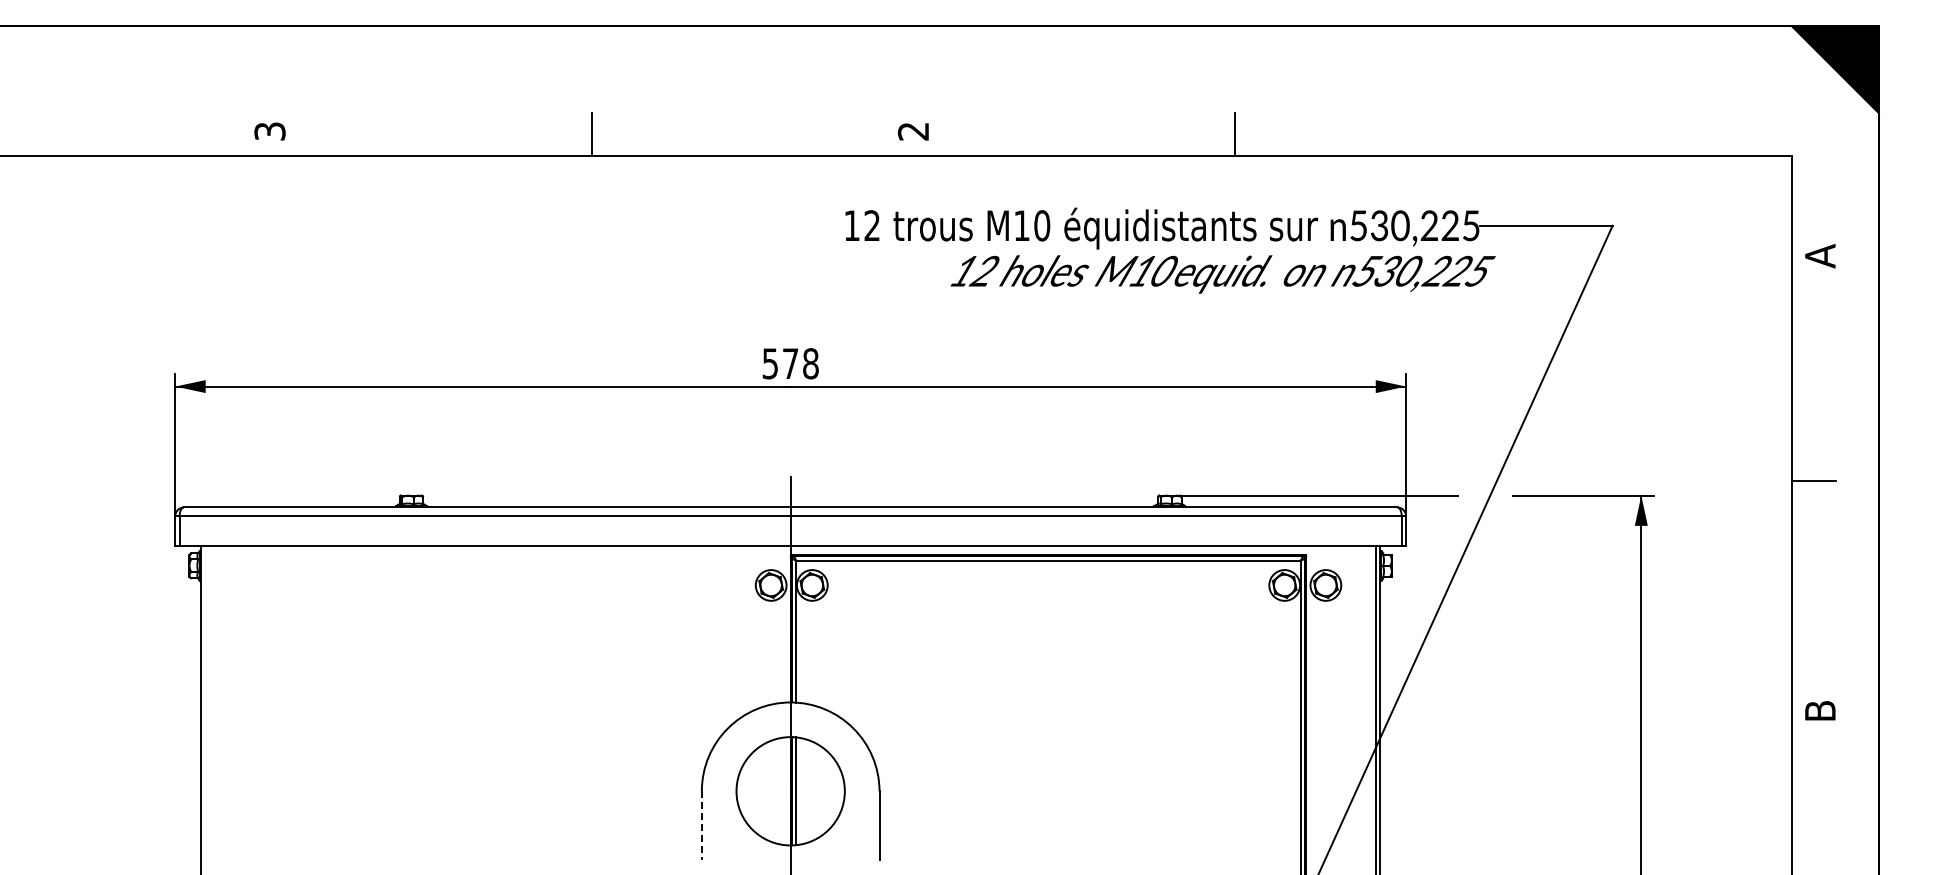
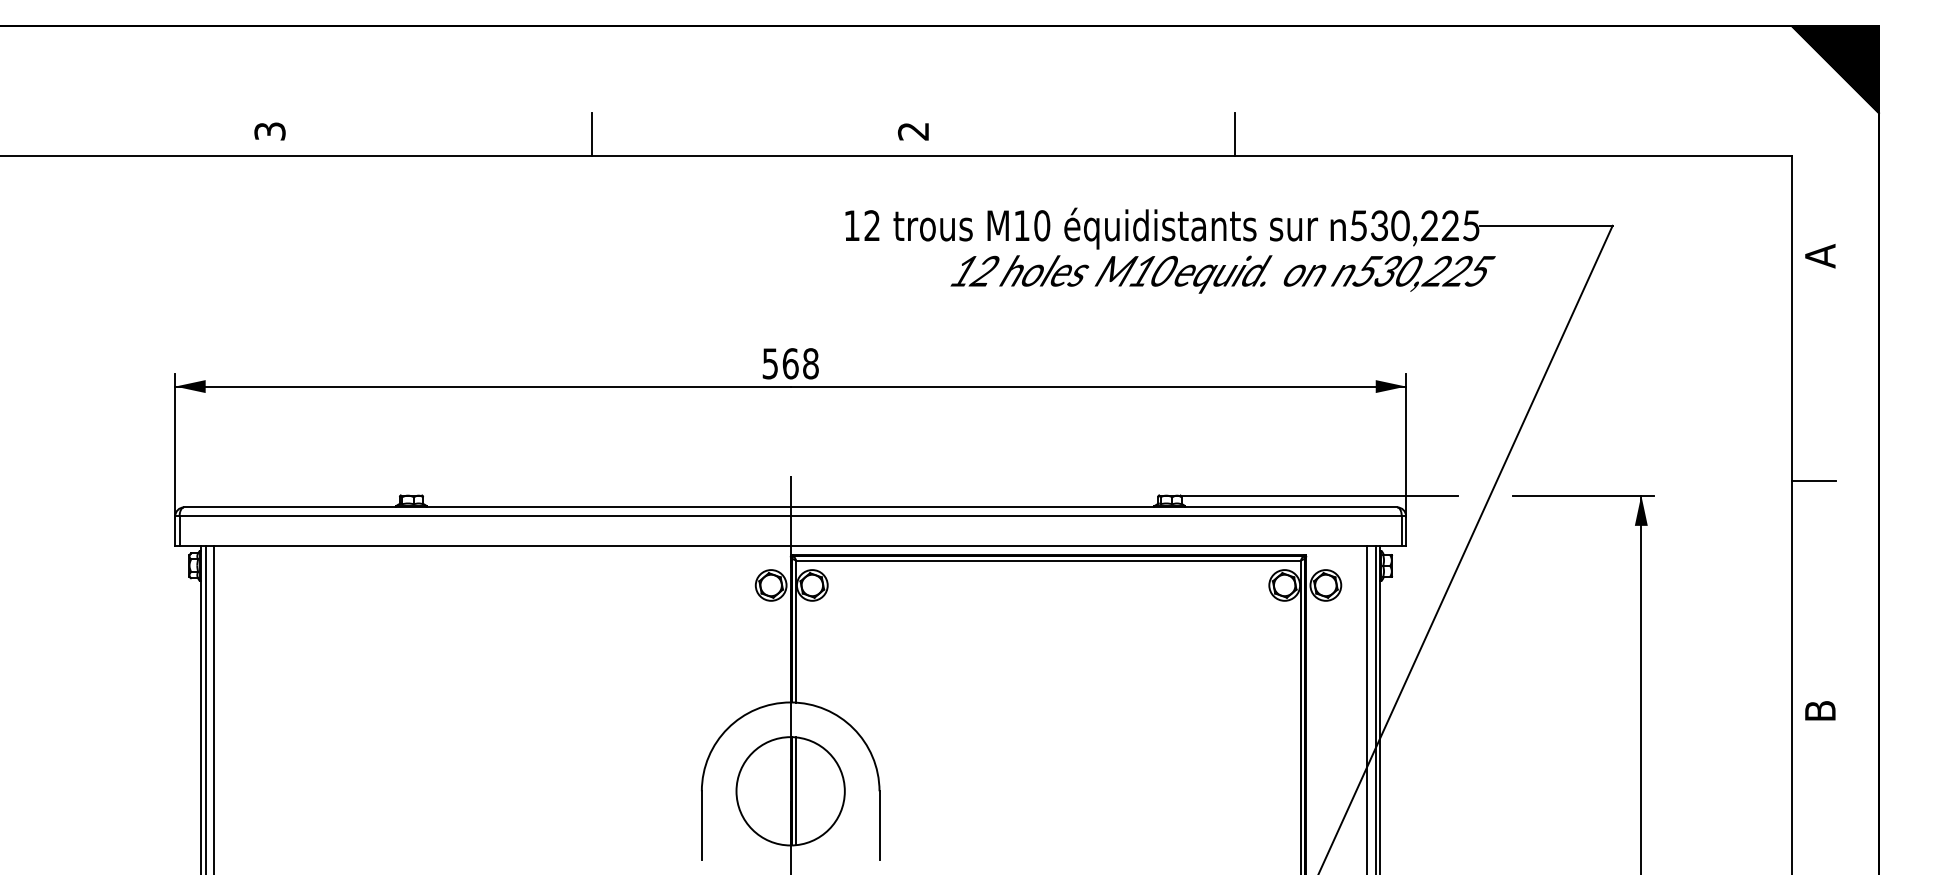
text: 578 -> 568 (790, 363)
line: none -> present (205, 708)
line: none -> present (214, 708)
line: none -> present (1367, 708)
line: dashed -> solid (701, 826)
